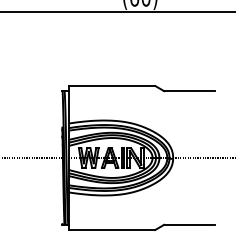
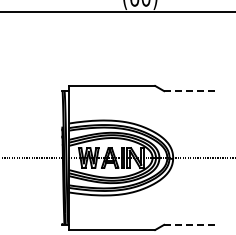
line: solid -> dashed (189, 91)
line: solid -> dashed (189, 224)
